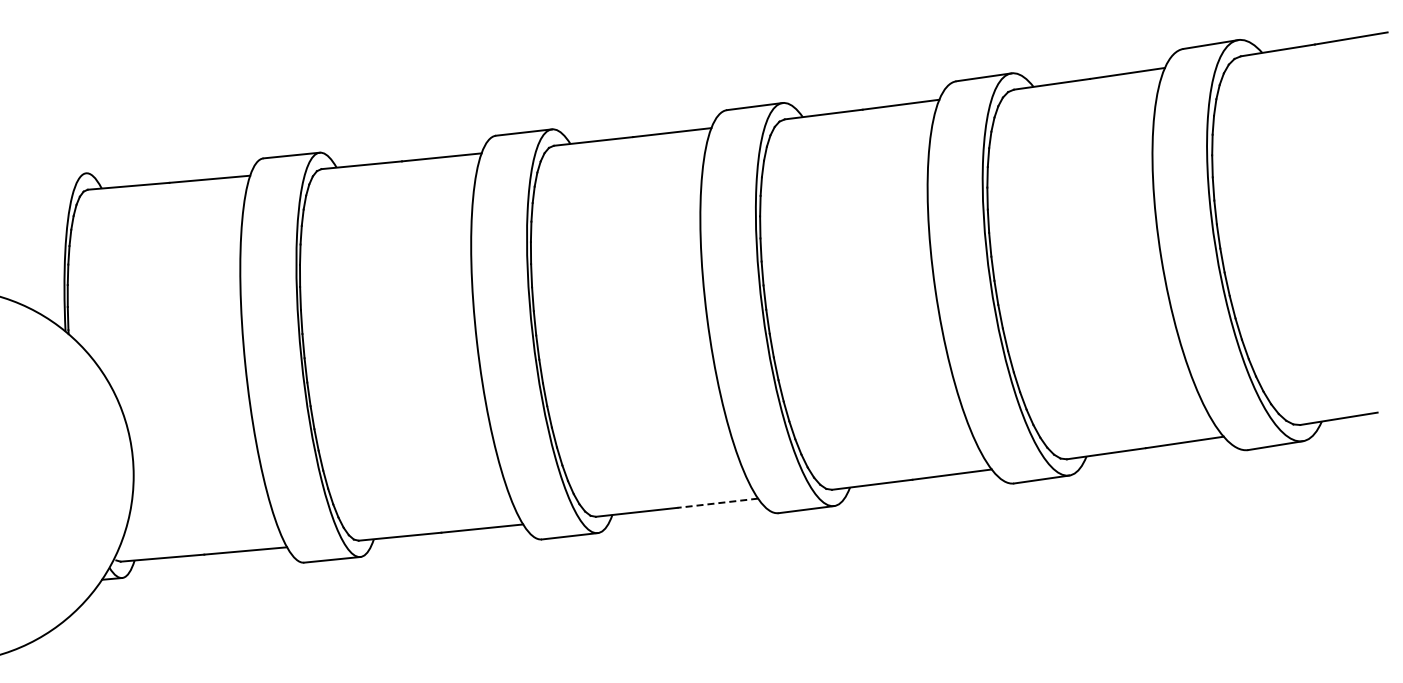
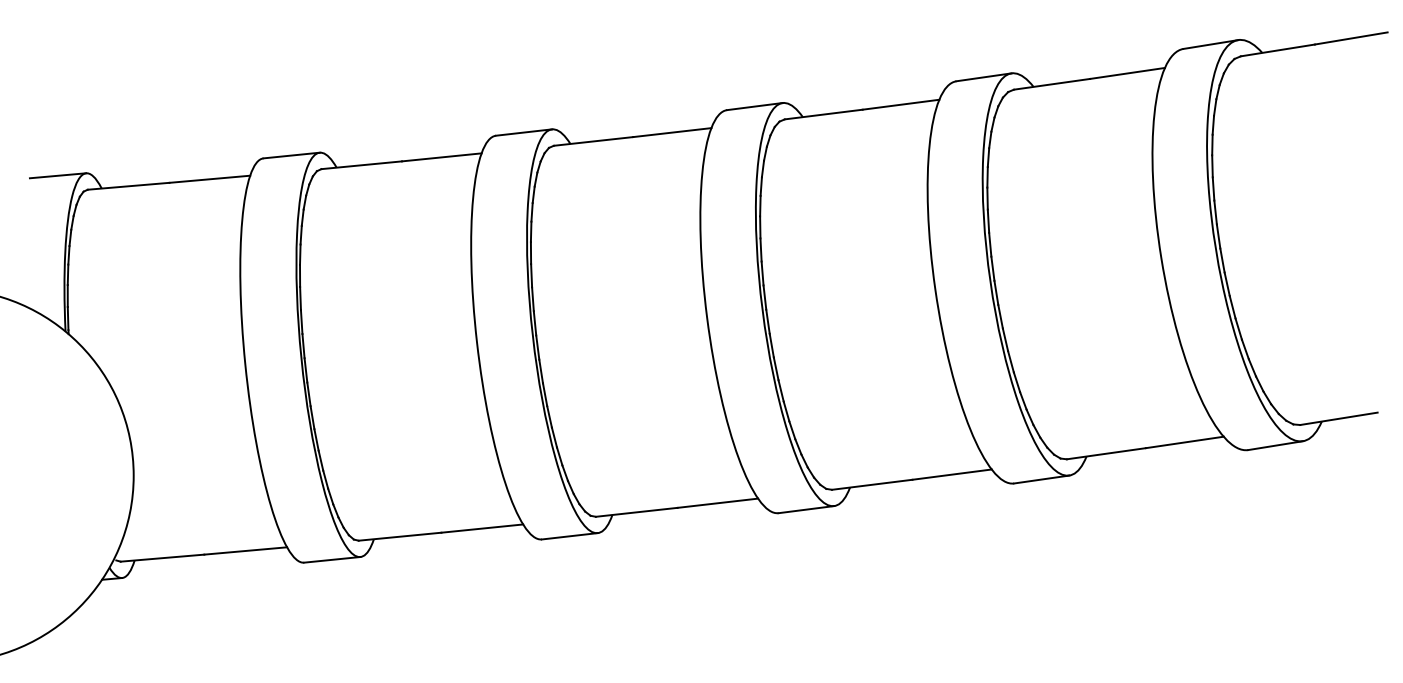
line: none -> present (57, 175)
line: dashed -> solid (717, 503)
